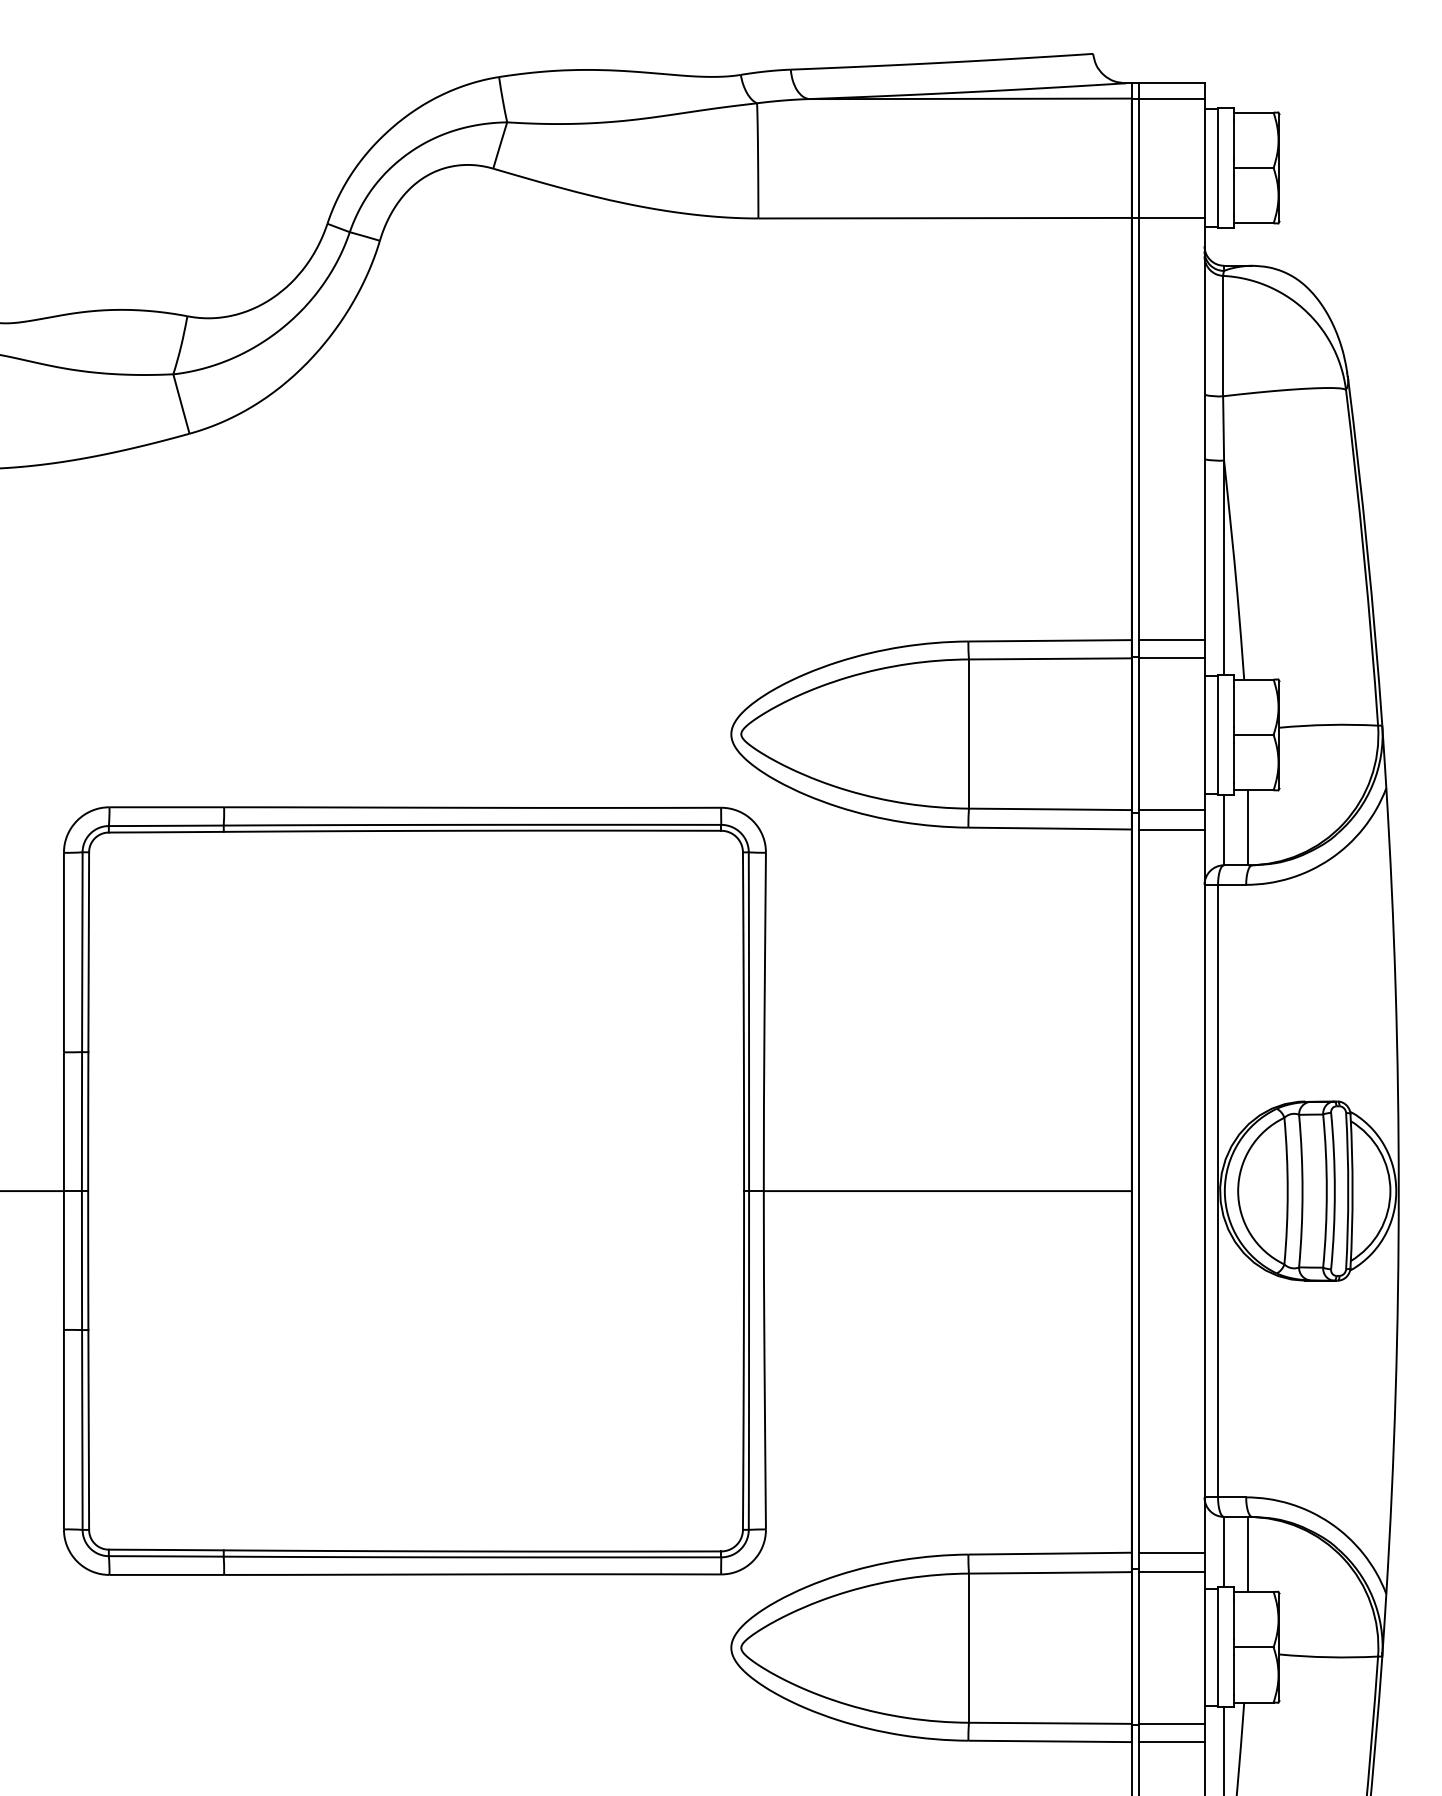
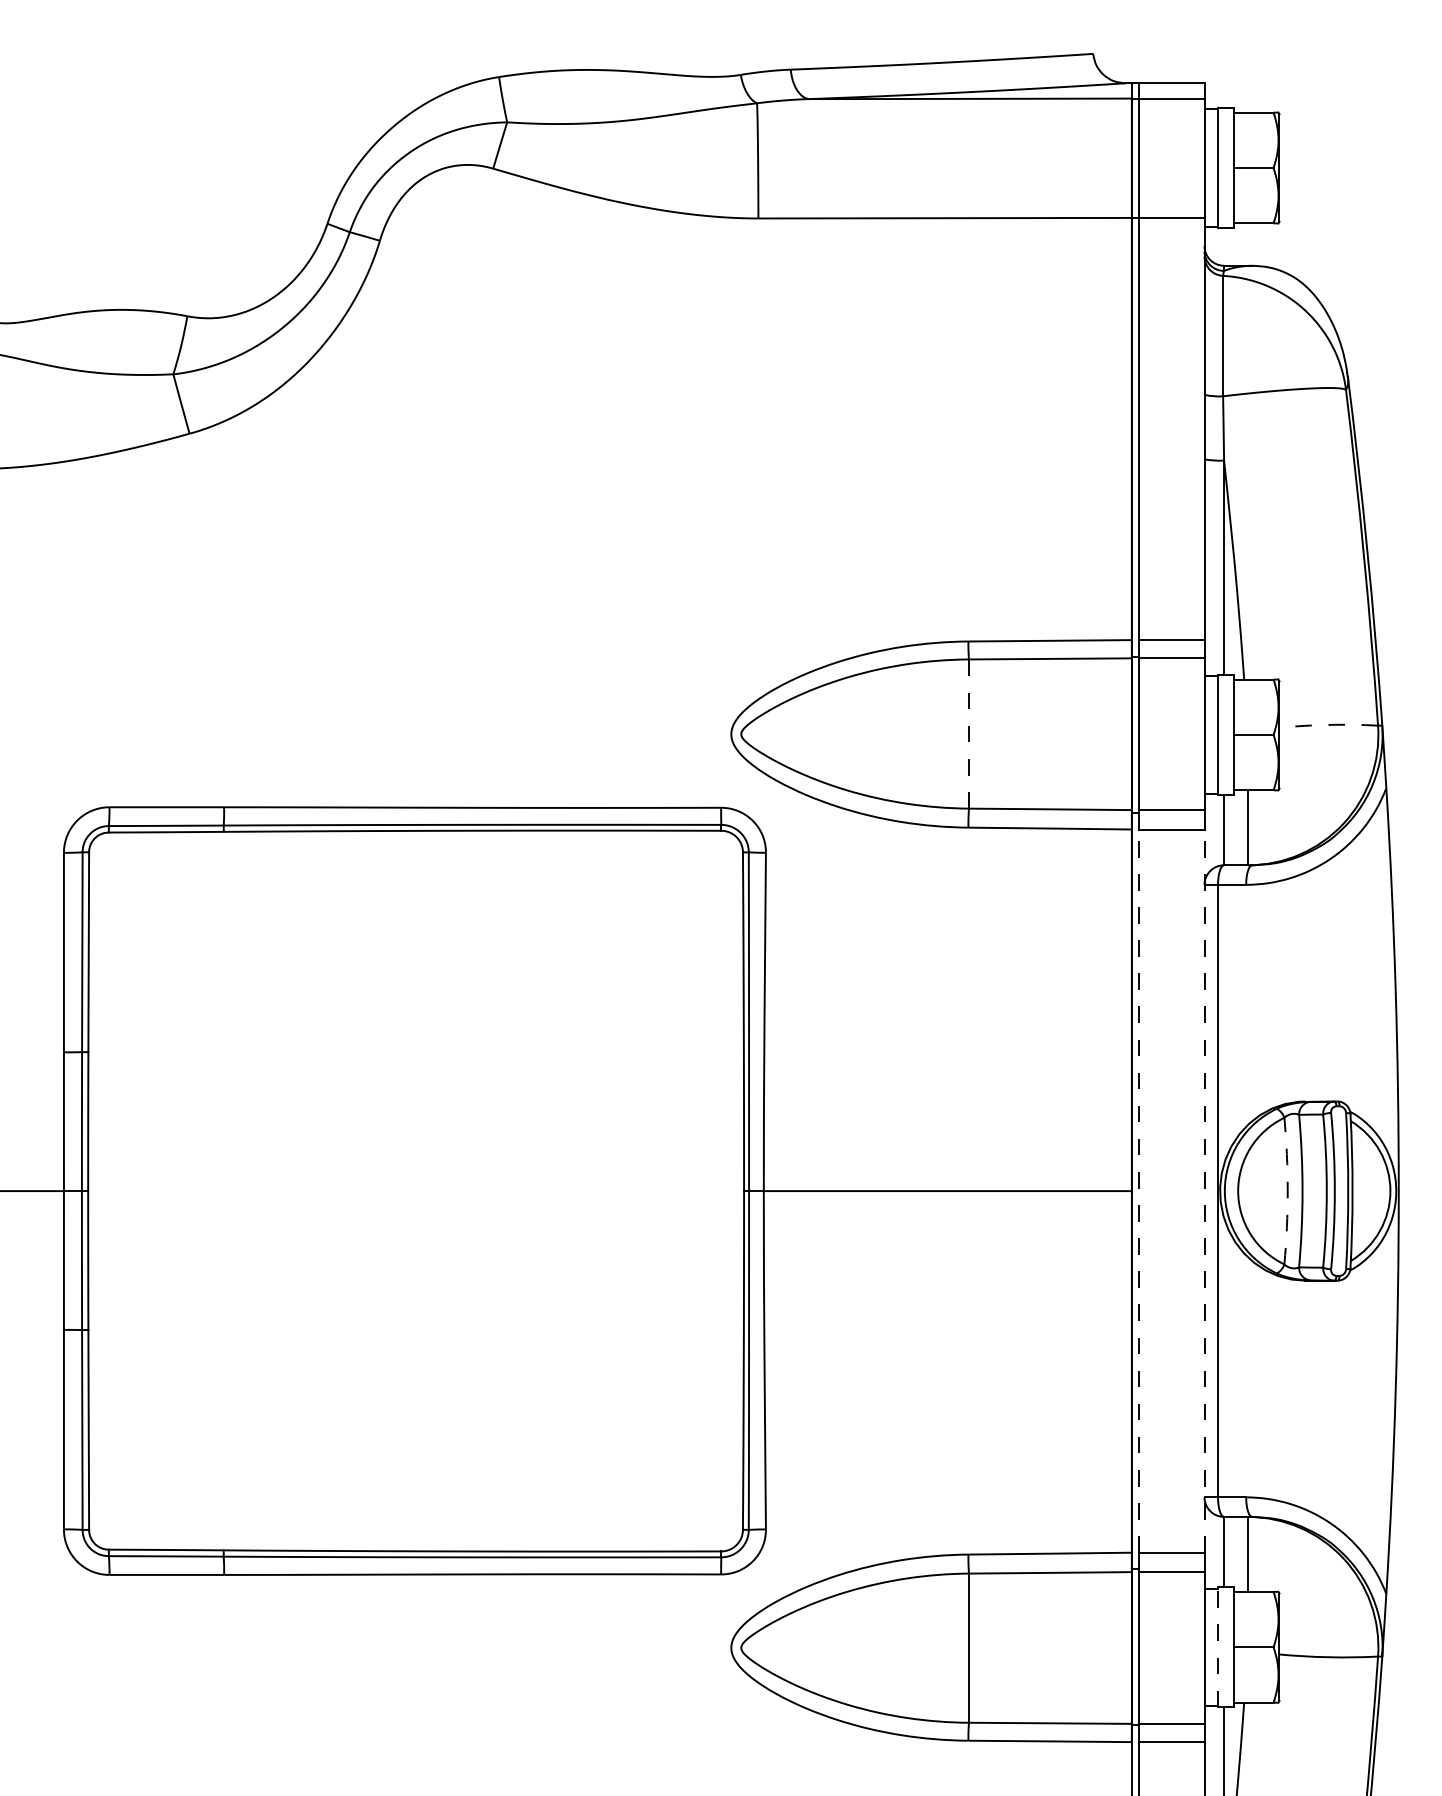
arc: solid -> dashed (1328, 724)
line: solid -> dashed (968, 734)
line: solid -> dashed (1139, 1191)
line: solid -> dashed (1204, 1191)
arc: solid -> dashed (1287, 1191)
line: solid -> dashed (1217, 1647)
